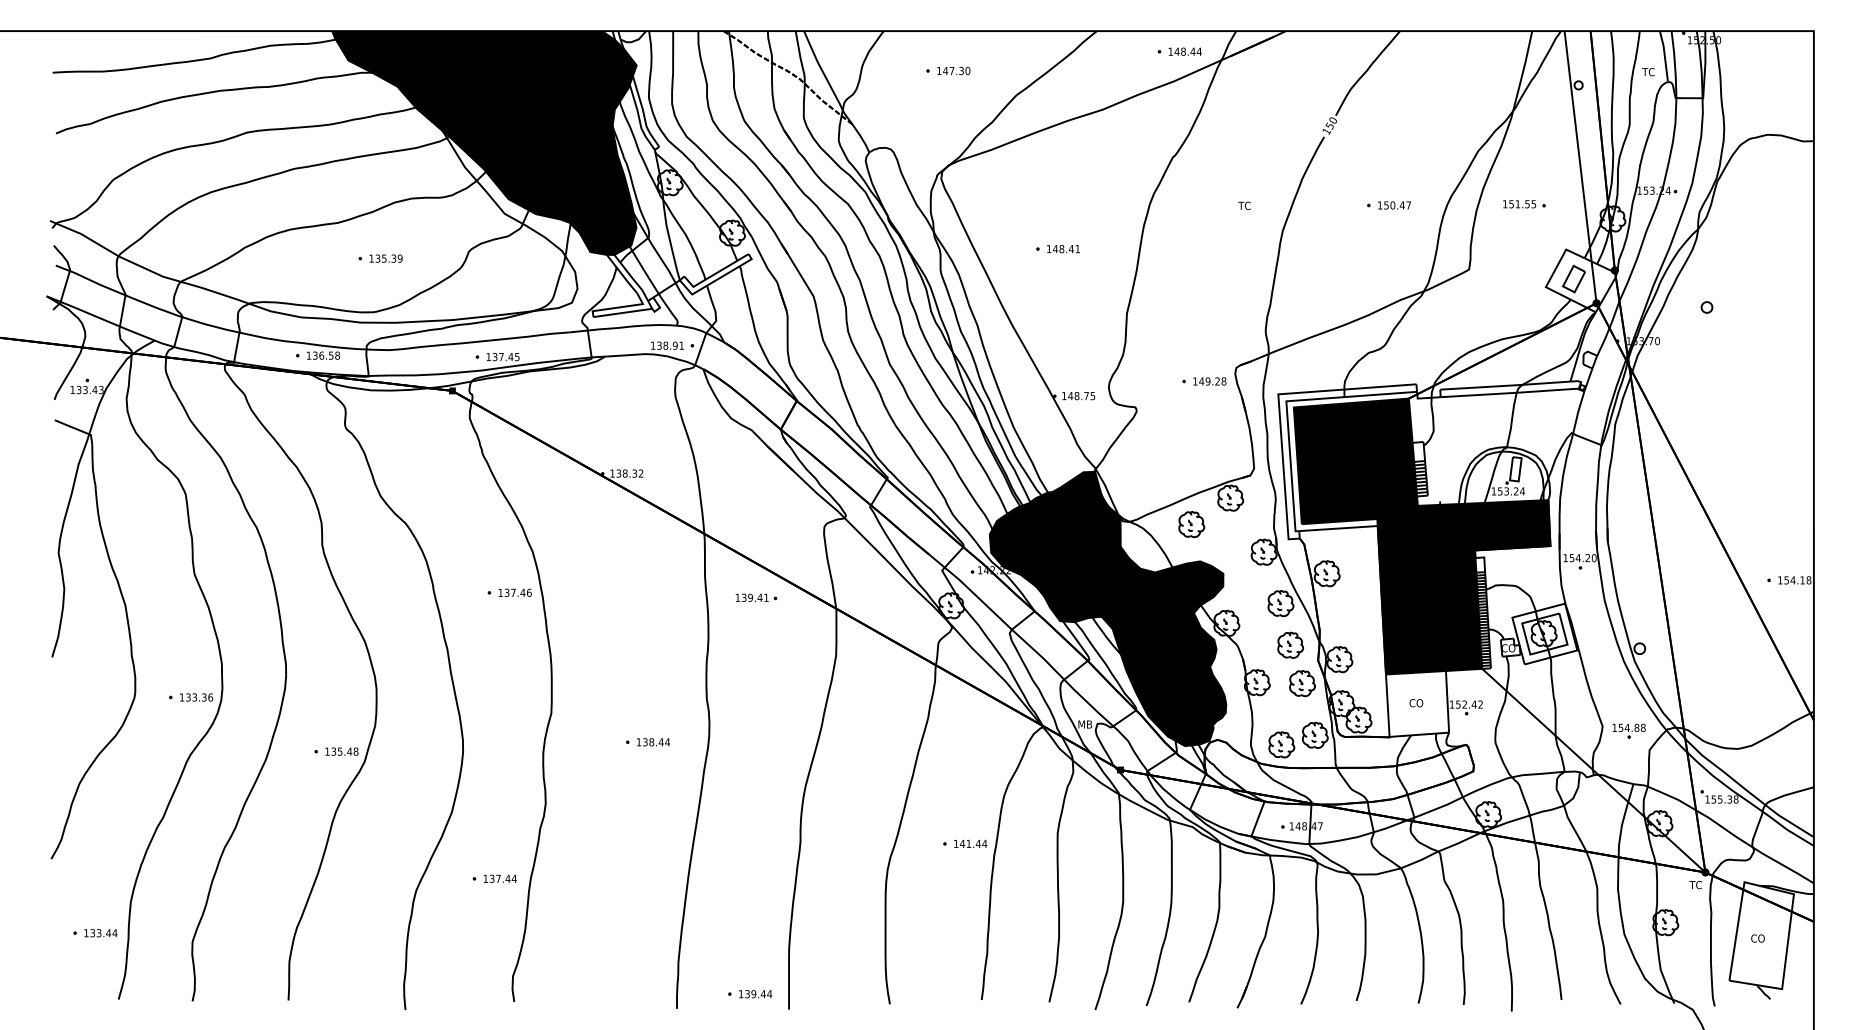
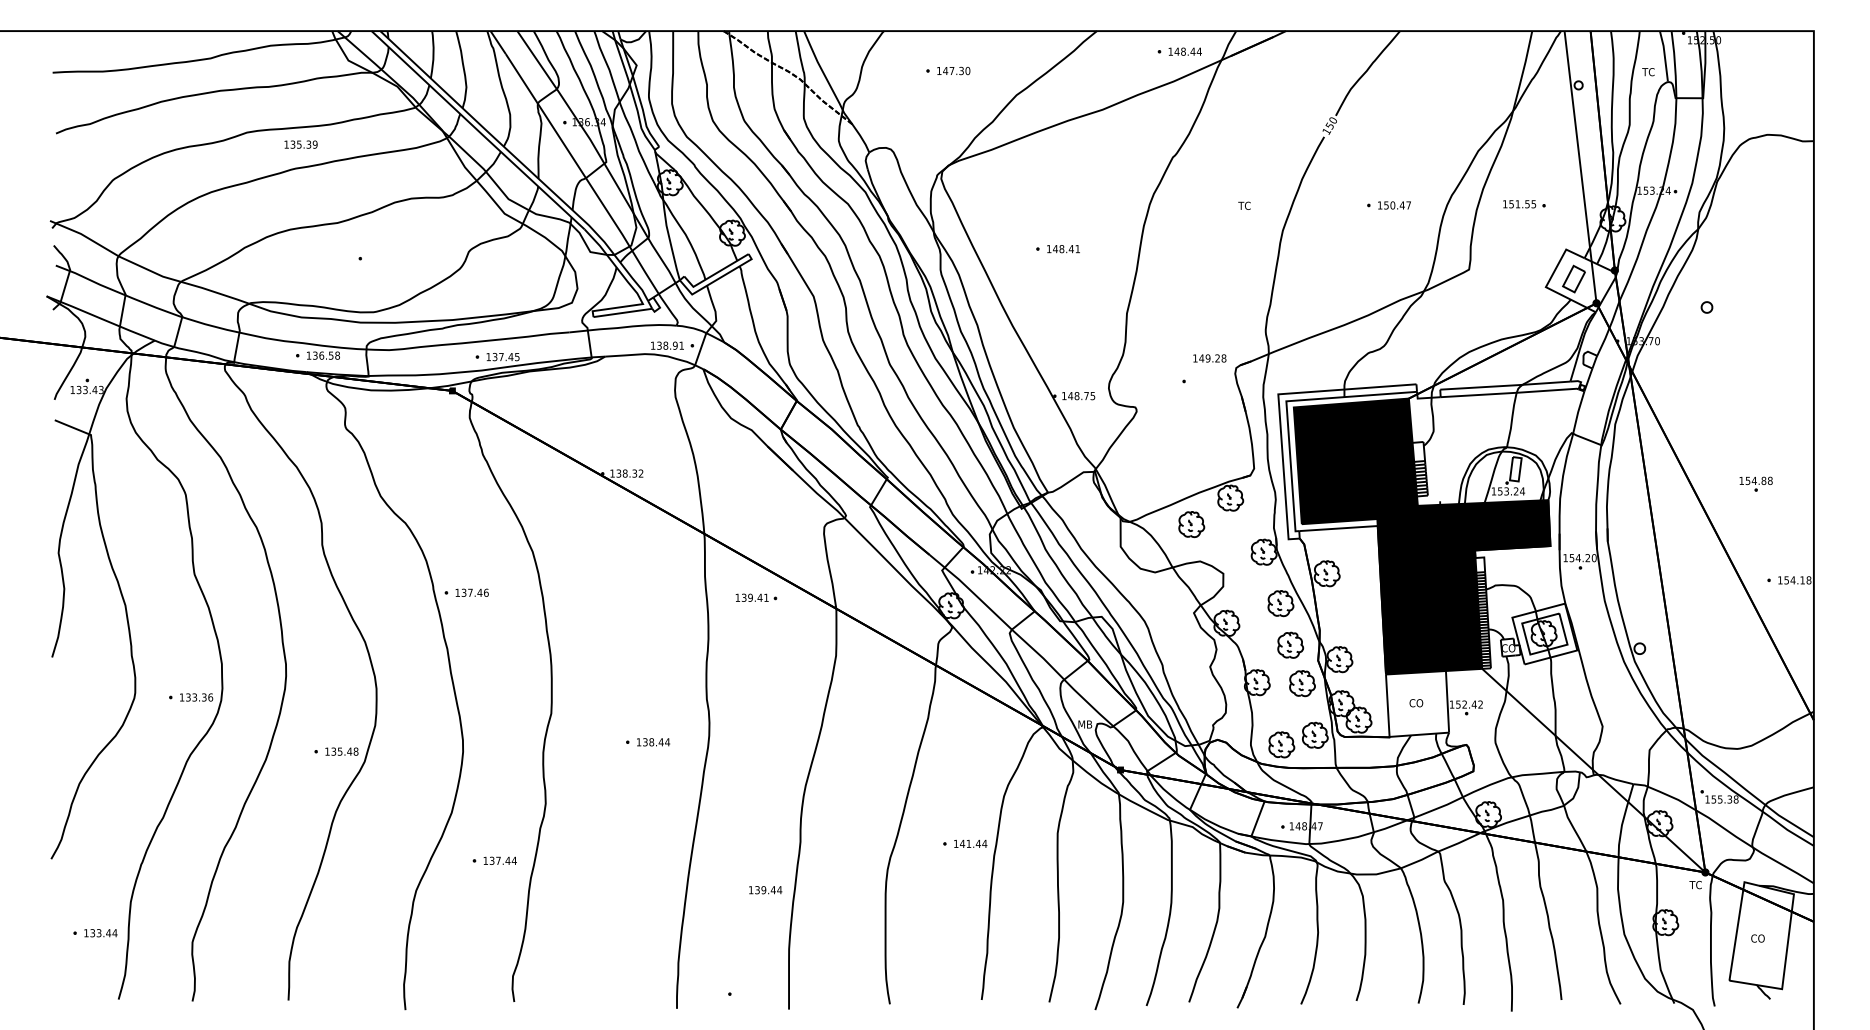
fill: present -> none (484, 142)
text position: (385, 258) -> (300, 144) (300, 144)
text position: (1209, 381) -> (1209, 358) (1209, 358)
part position: (509, 592) -> (466, 592) (466, 592)
fill: present -> none (1107, 608)
part position: (1628, 730) -> (1755, 483) (1755, 483)
part position: (494, 878) -> (494, 860) (494, 860)
text position: (755, 994) -> (765, 890) (765, 890)
